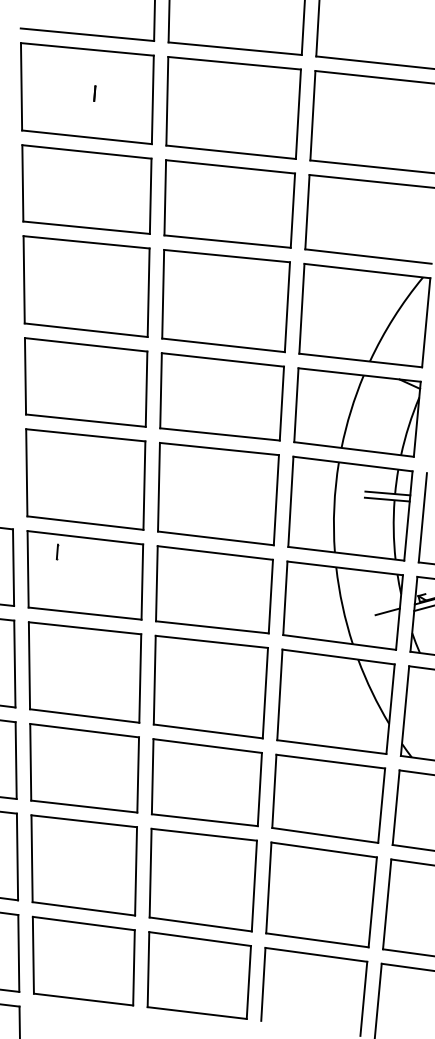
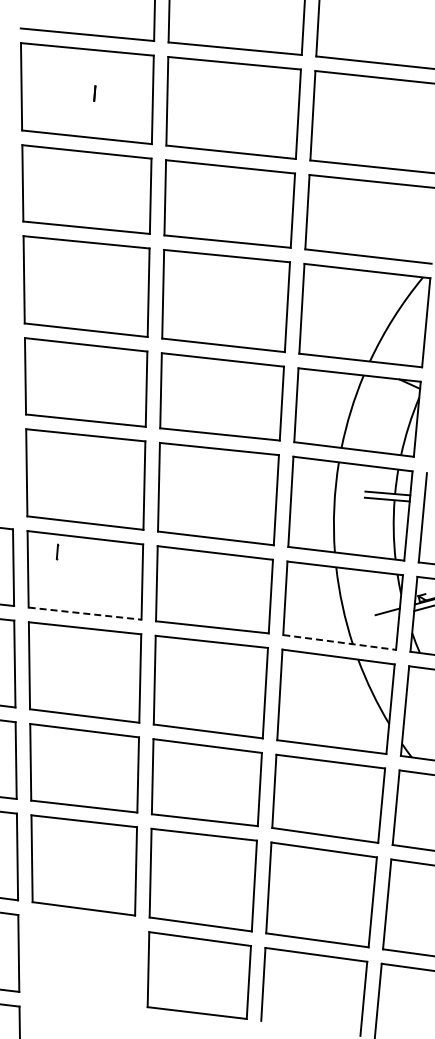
line: solid -> dashed (85, 613)
line: solid -> dashed (339, 642)
part: present -> none (83, 960)
